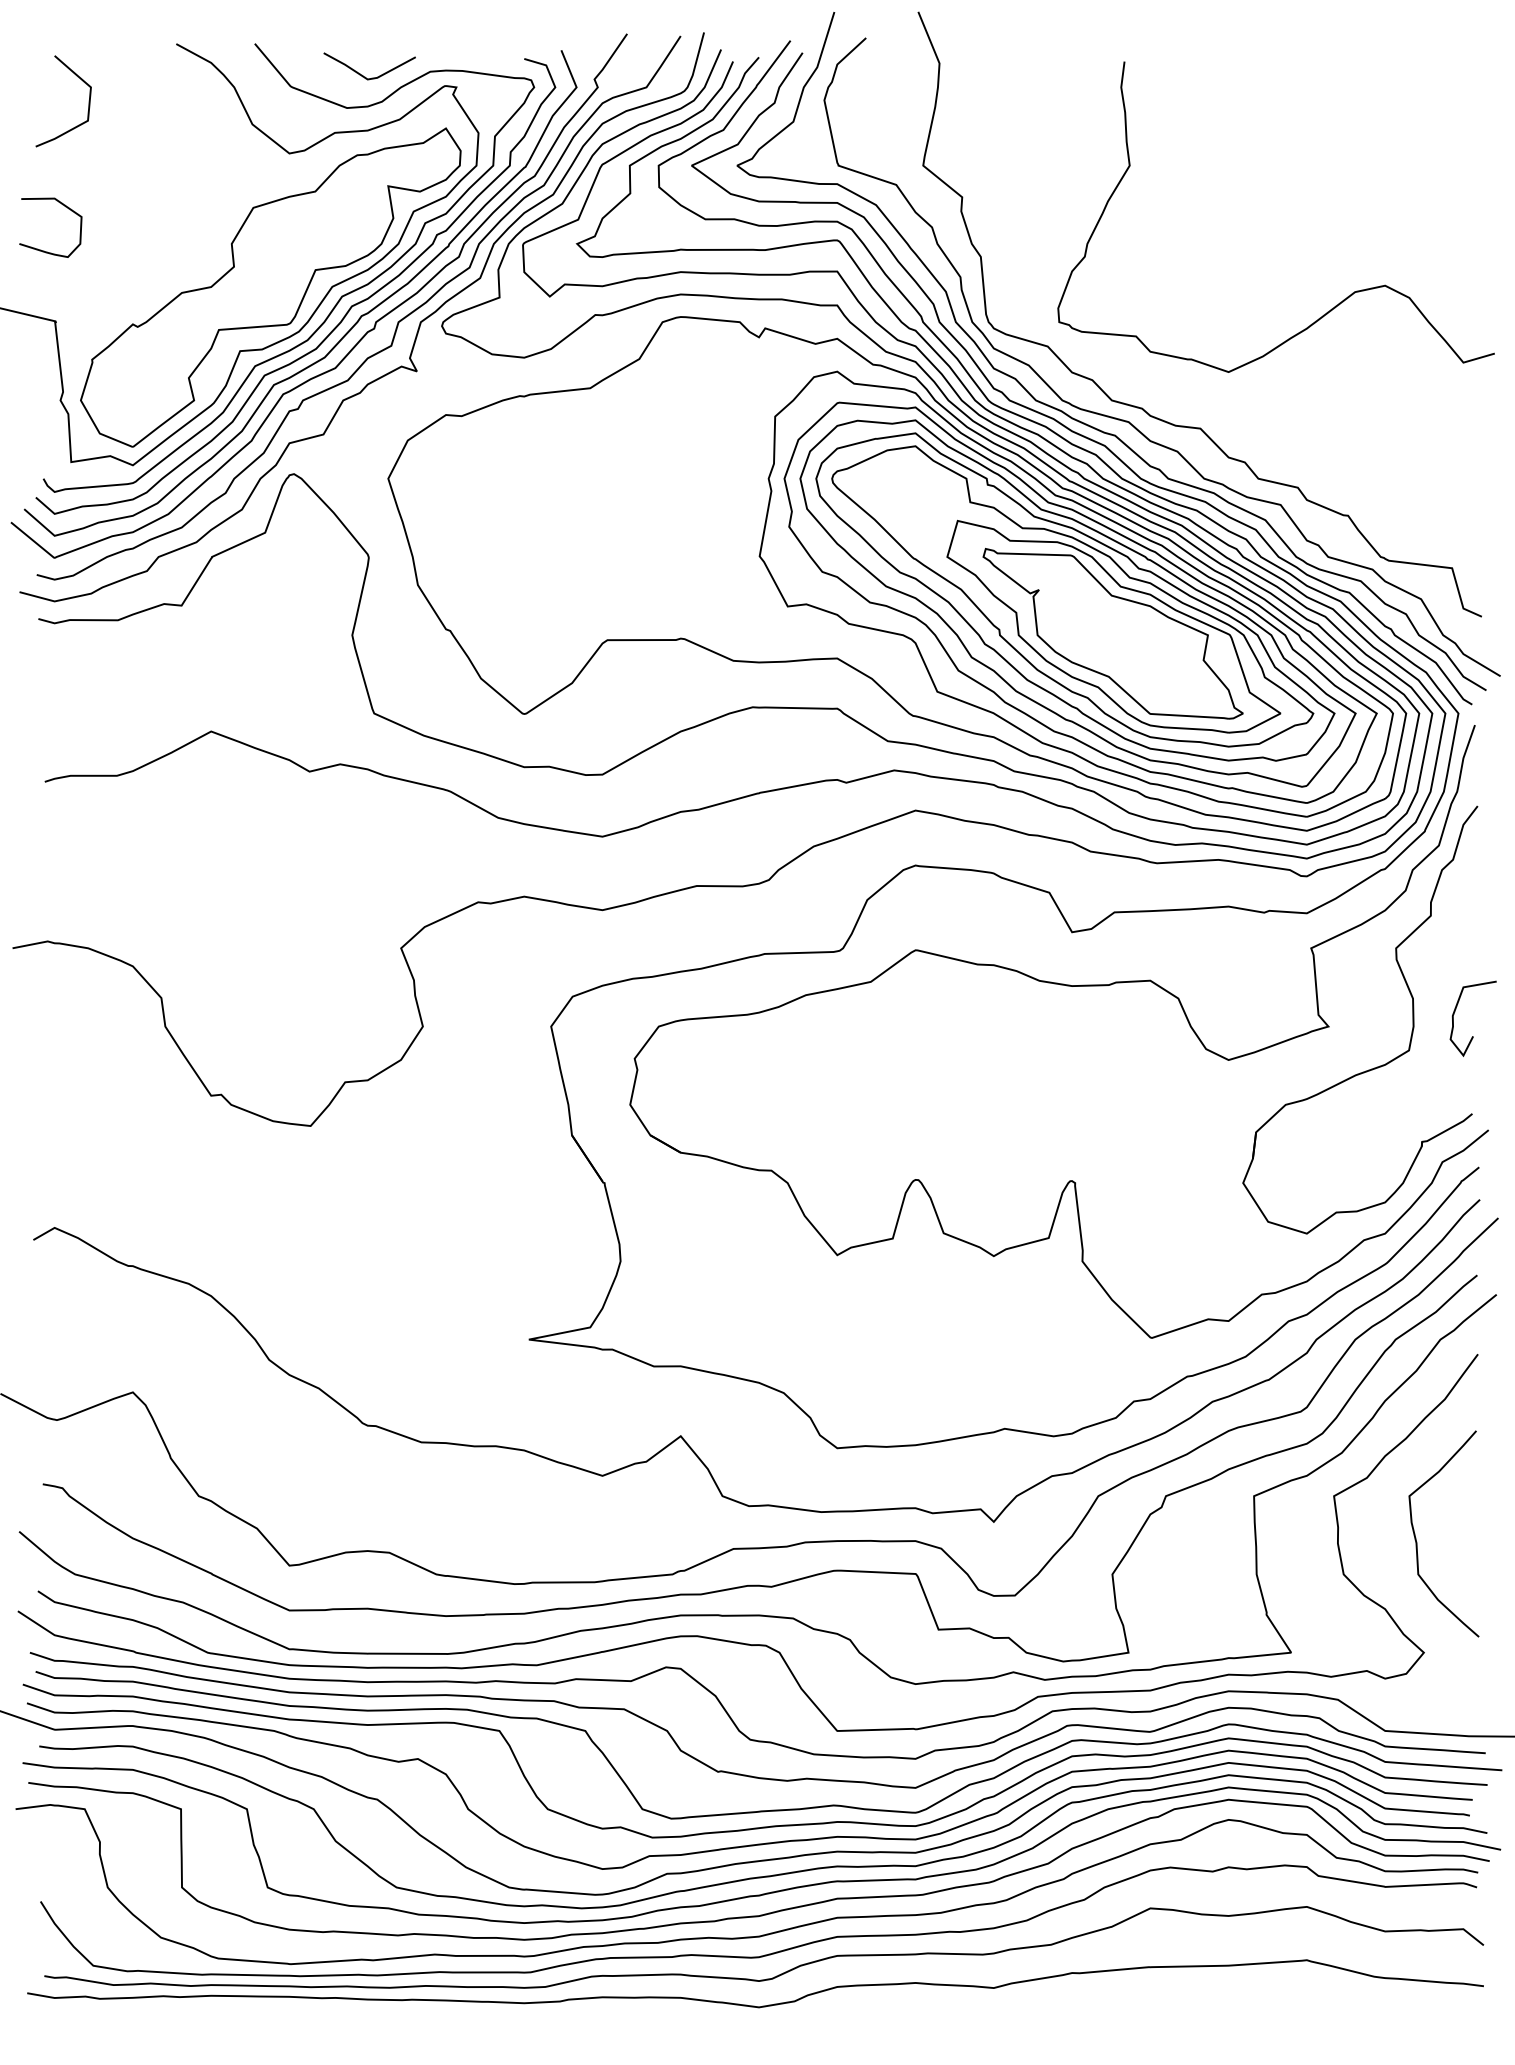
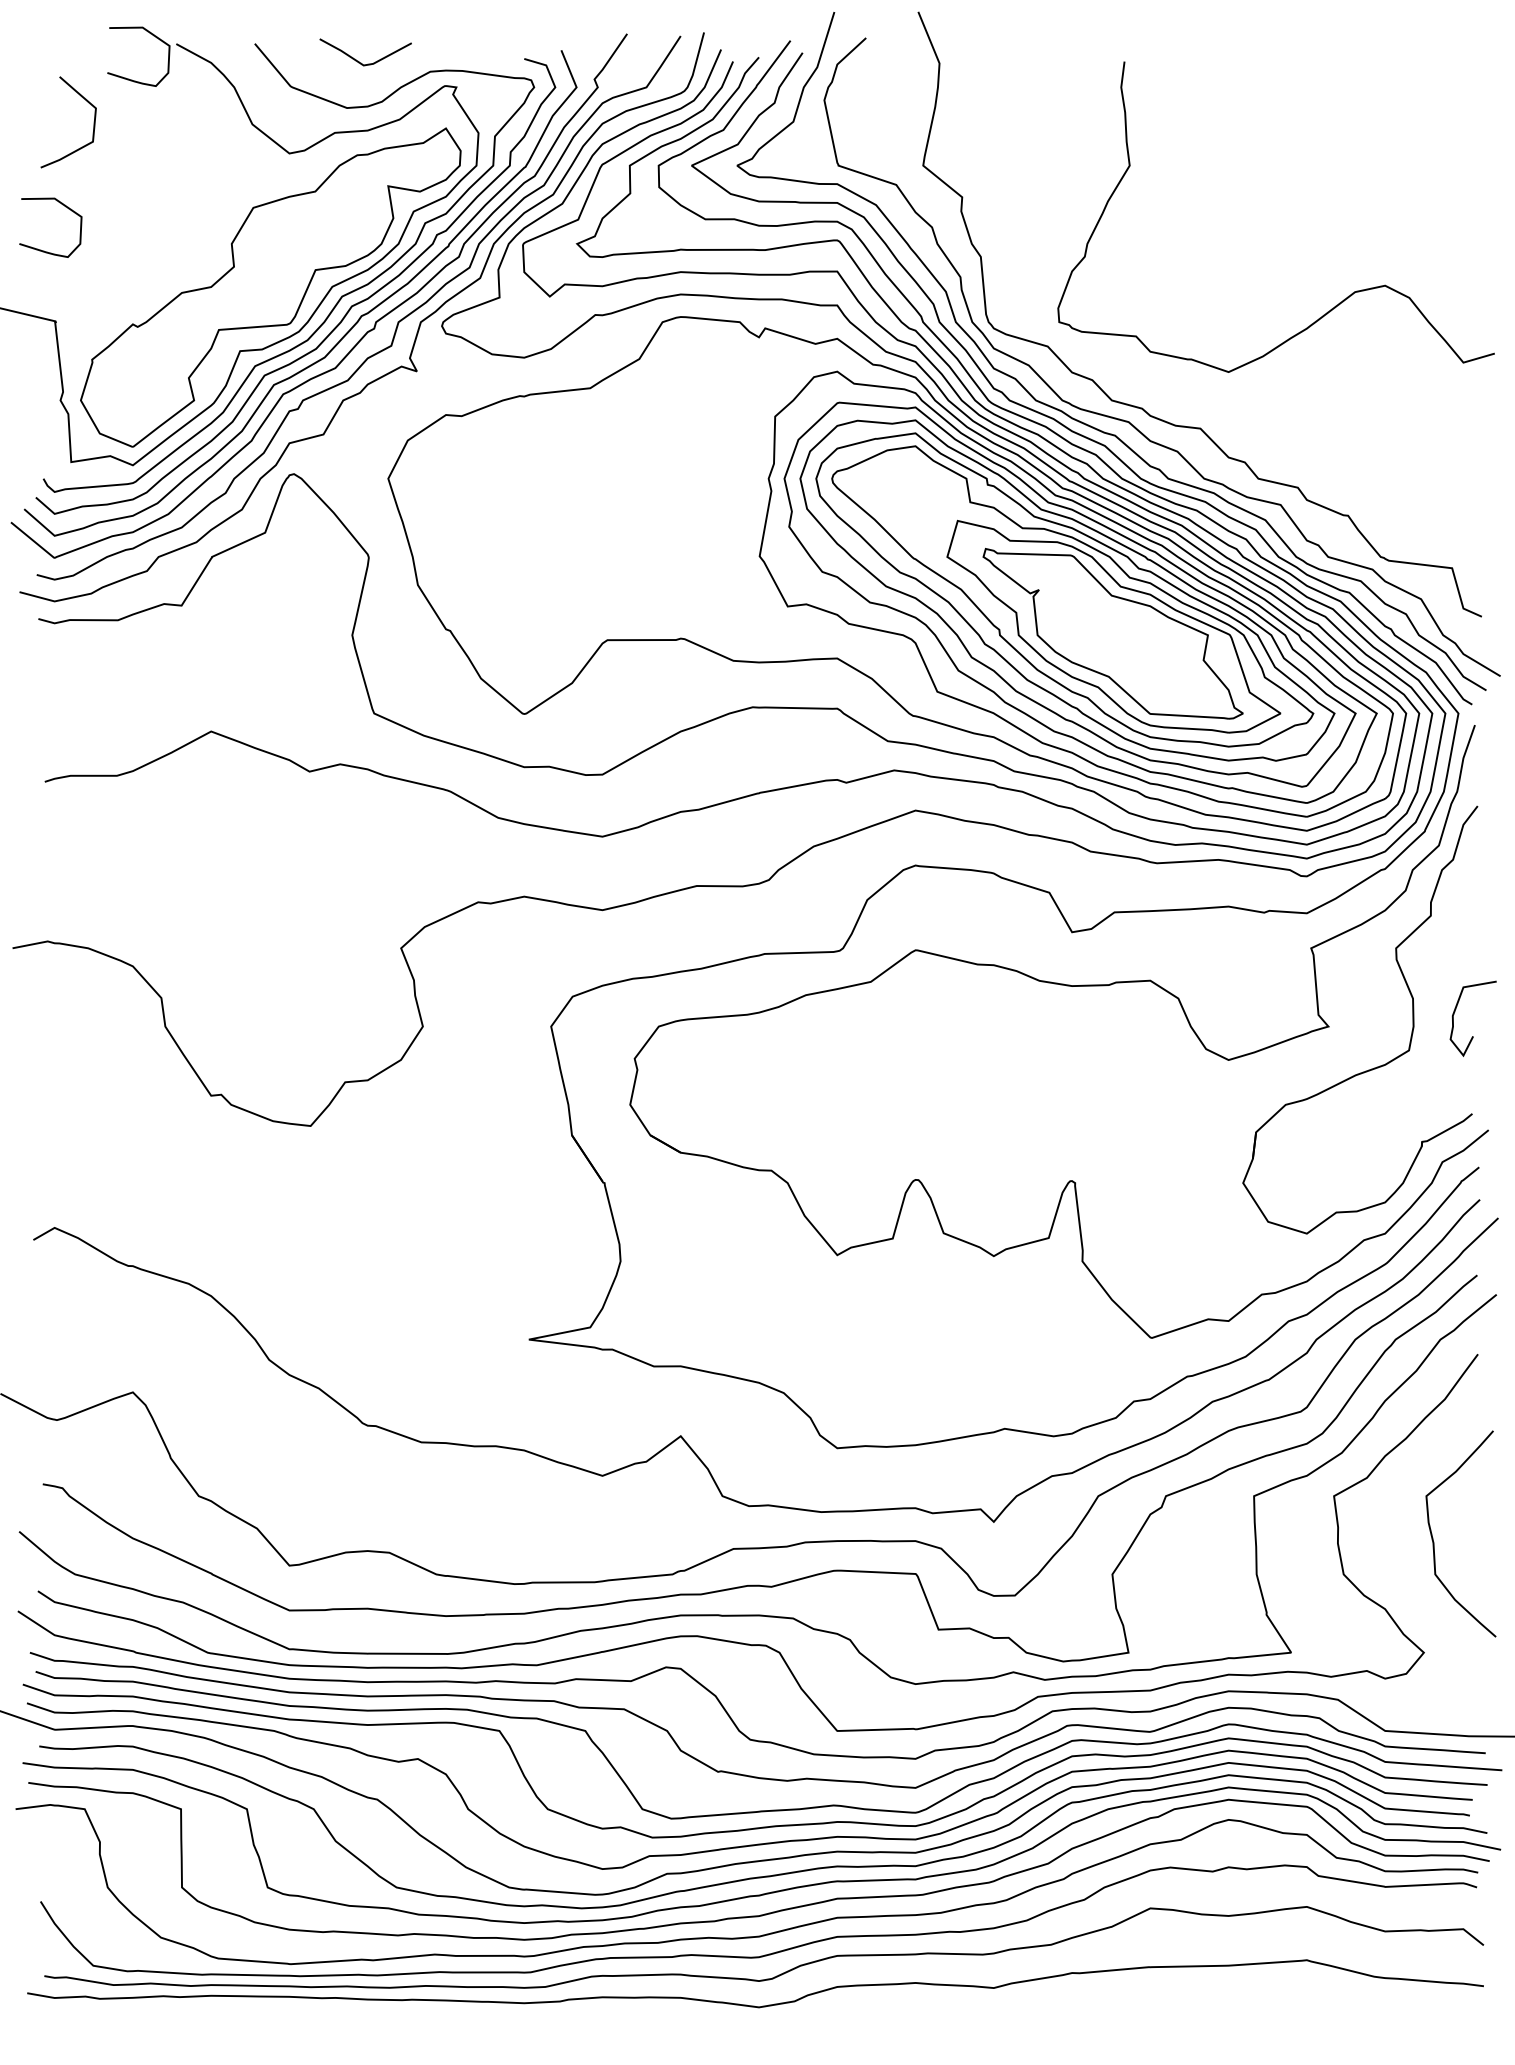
line position: (362, 74) -> (358, 60) (358, 60)
curve: none -> present (129, 78)
curve position: (88, 101) -> (93, 122) (93, 122)
curve position: (1416, 1537) -> (1433, 1537) (1433, 1537)
